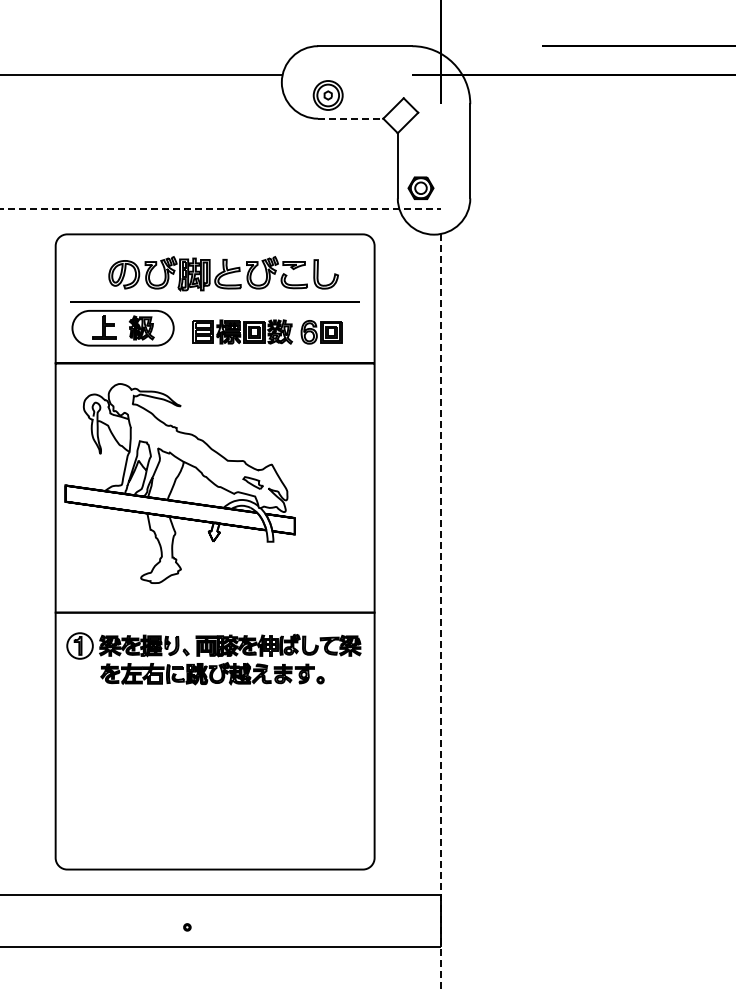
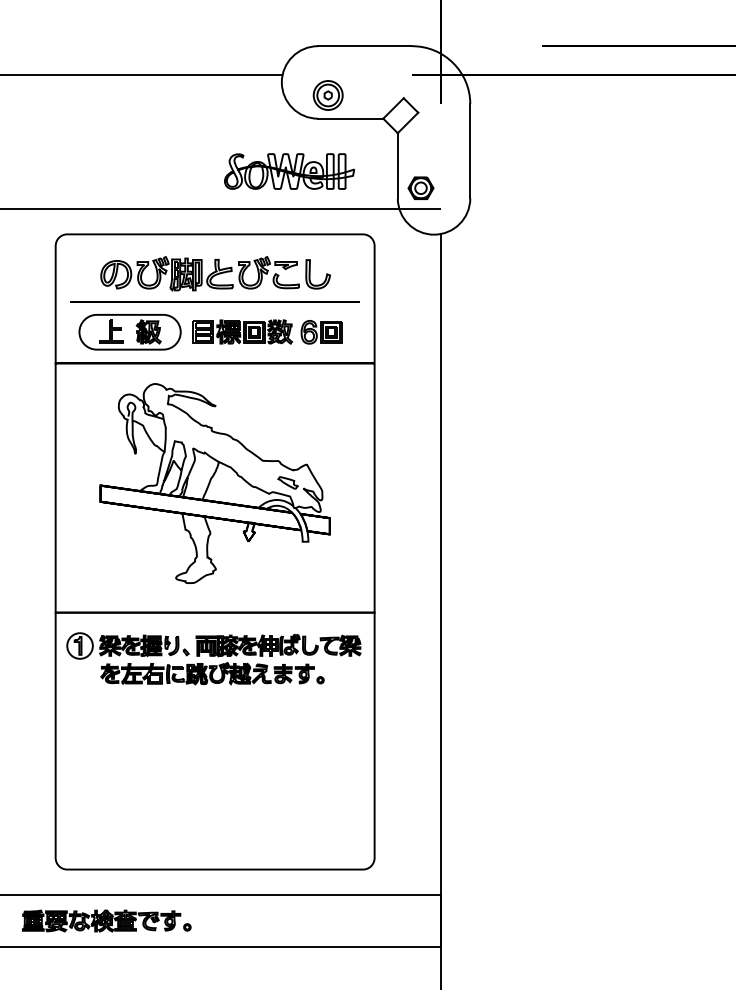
line: dashed -> solid (350, 118)
part: none -> present (289, 171)
line: dashed -> solid (221, 209)
part position: (223, 273) -> (215, 273) (215, 273)
part position: (122, 328) -> (129, 332) (129, 332)
part position: (179, 483) -> (214, 483) (214, 483)
line: dashed -> solid (441, 611)
part: none -> present (101, 920)
